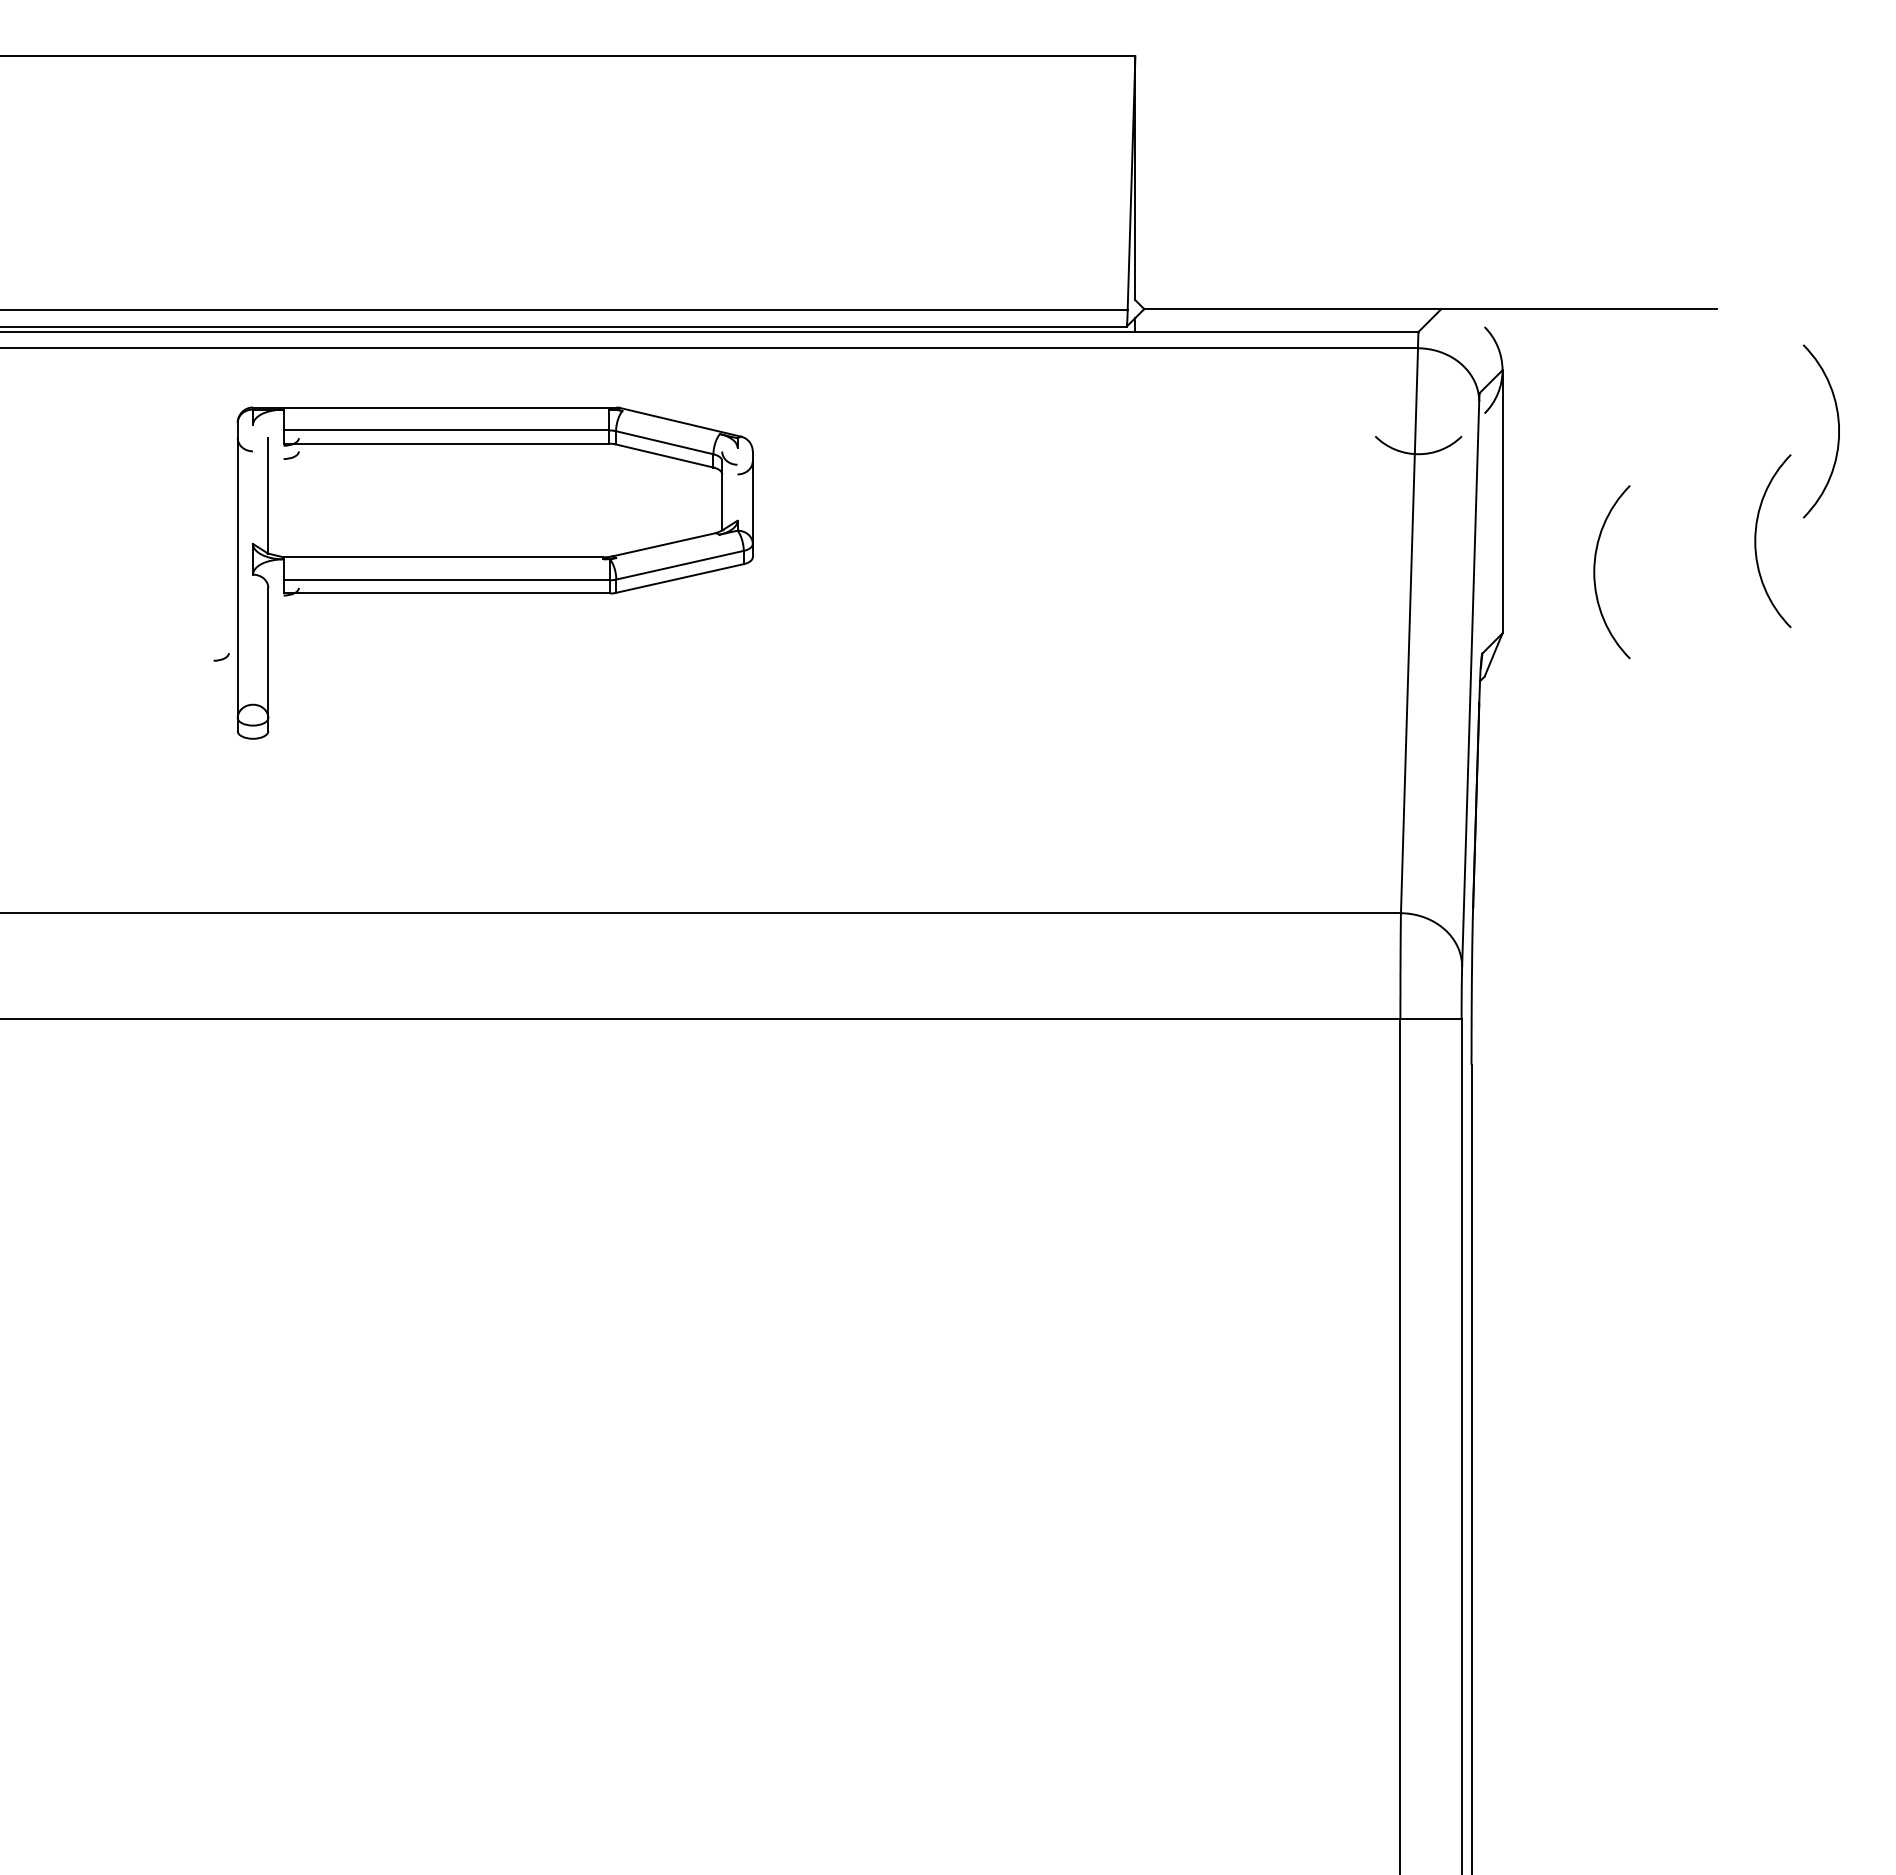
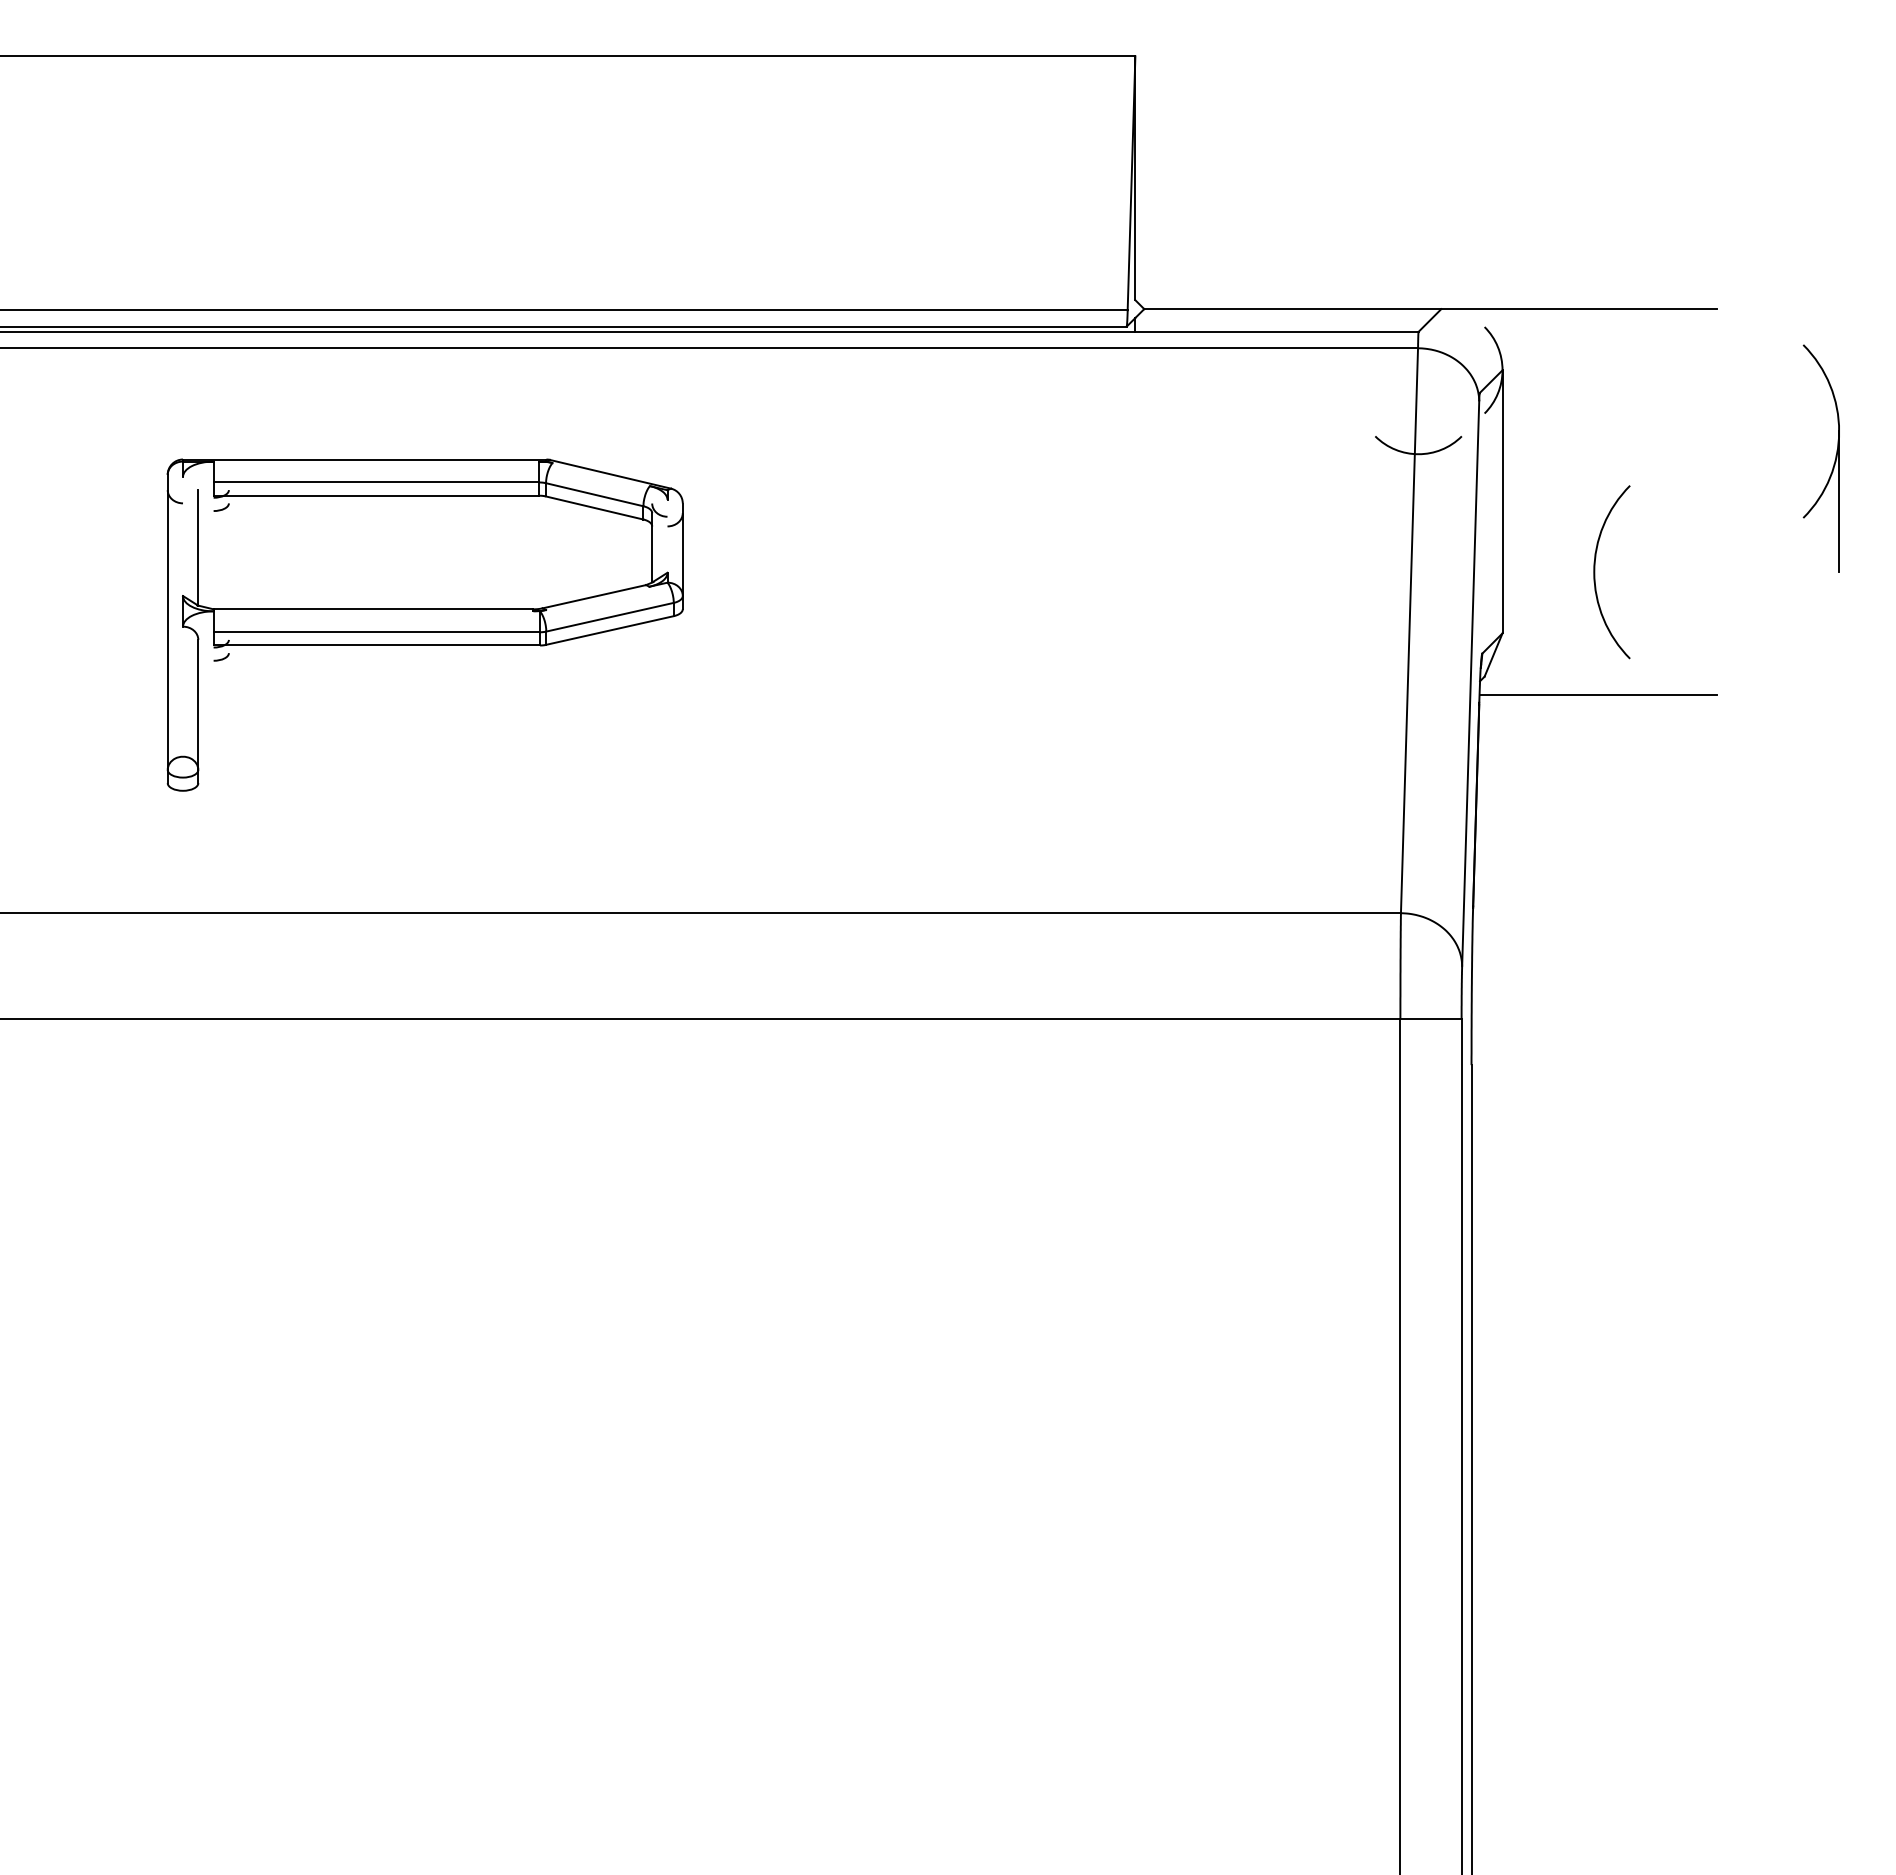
line: none -> present (1839, 501)
curve: present -> none (1756, 541)
part position: (494, 572) -> (424, 624) (424, 624)
line: none -> present (1597, 694)
